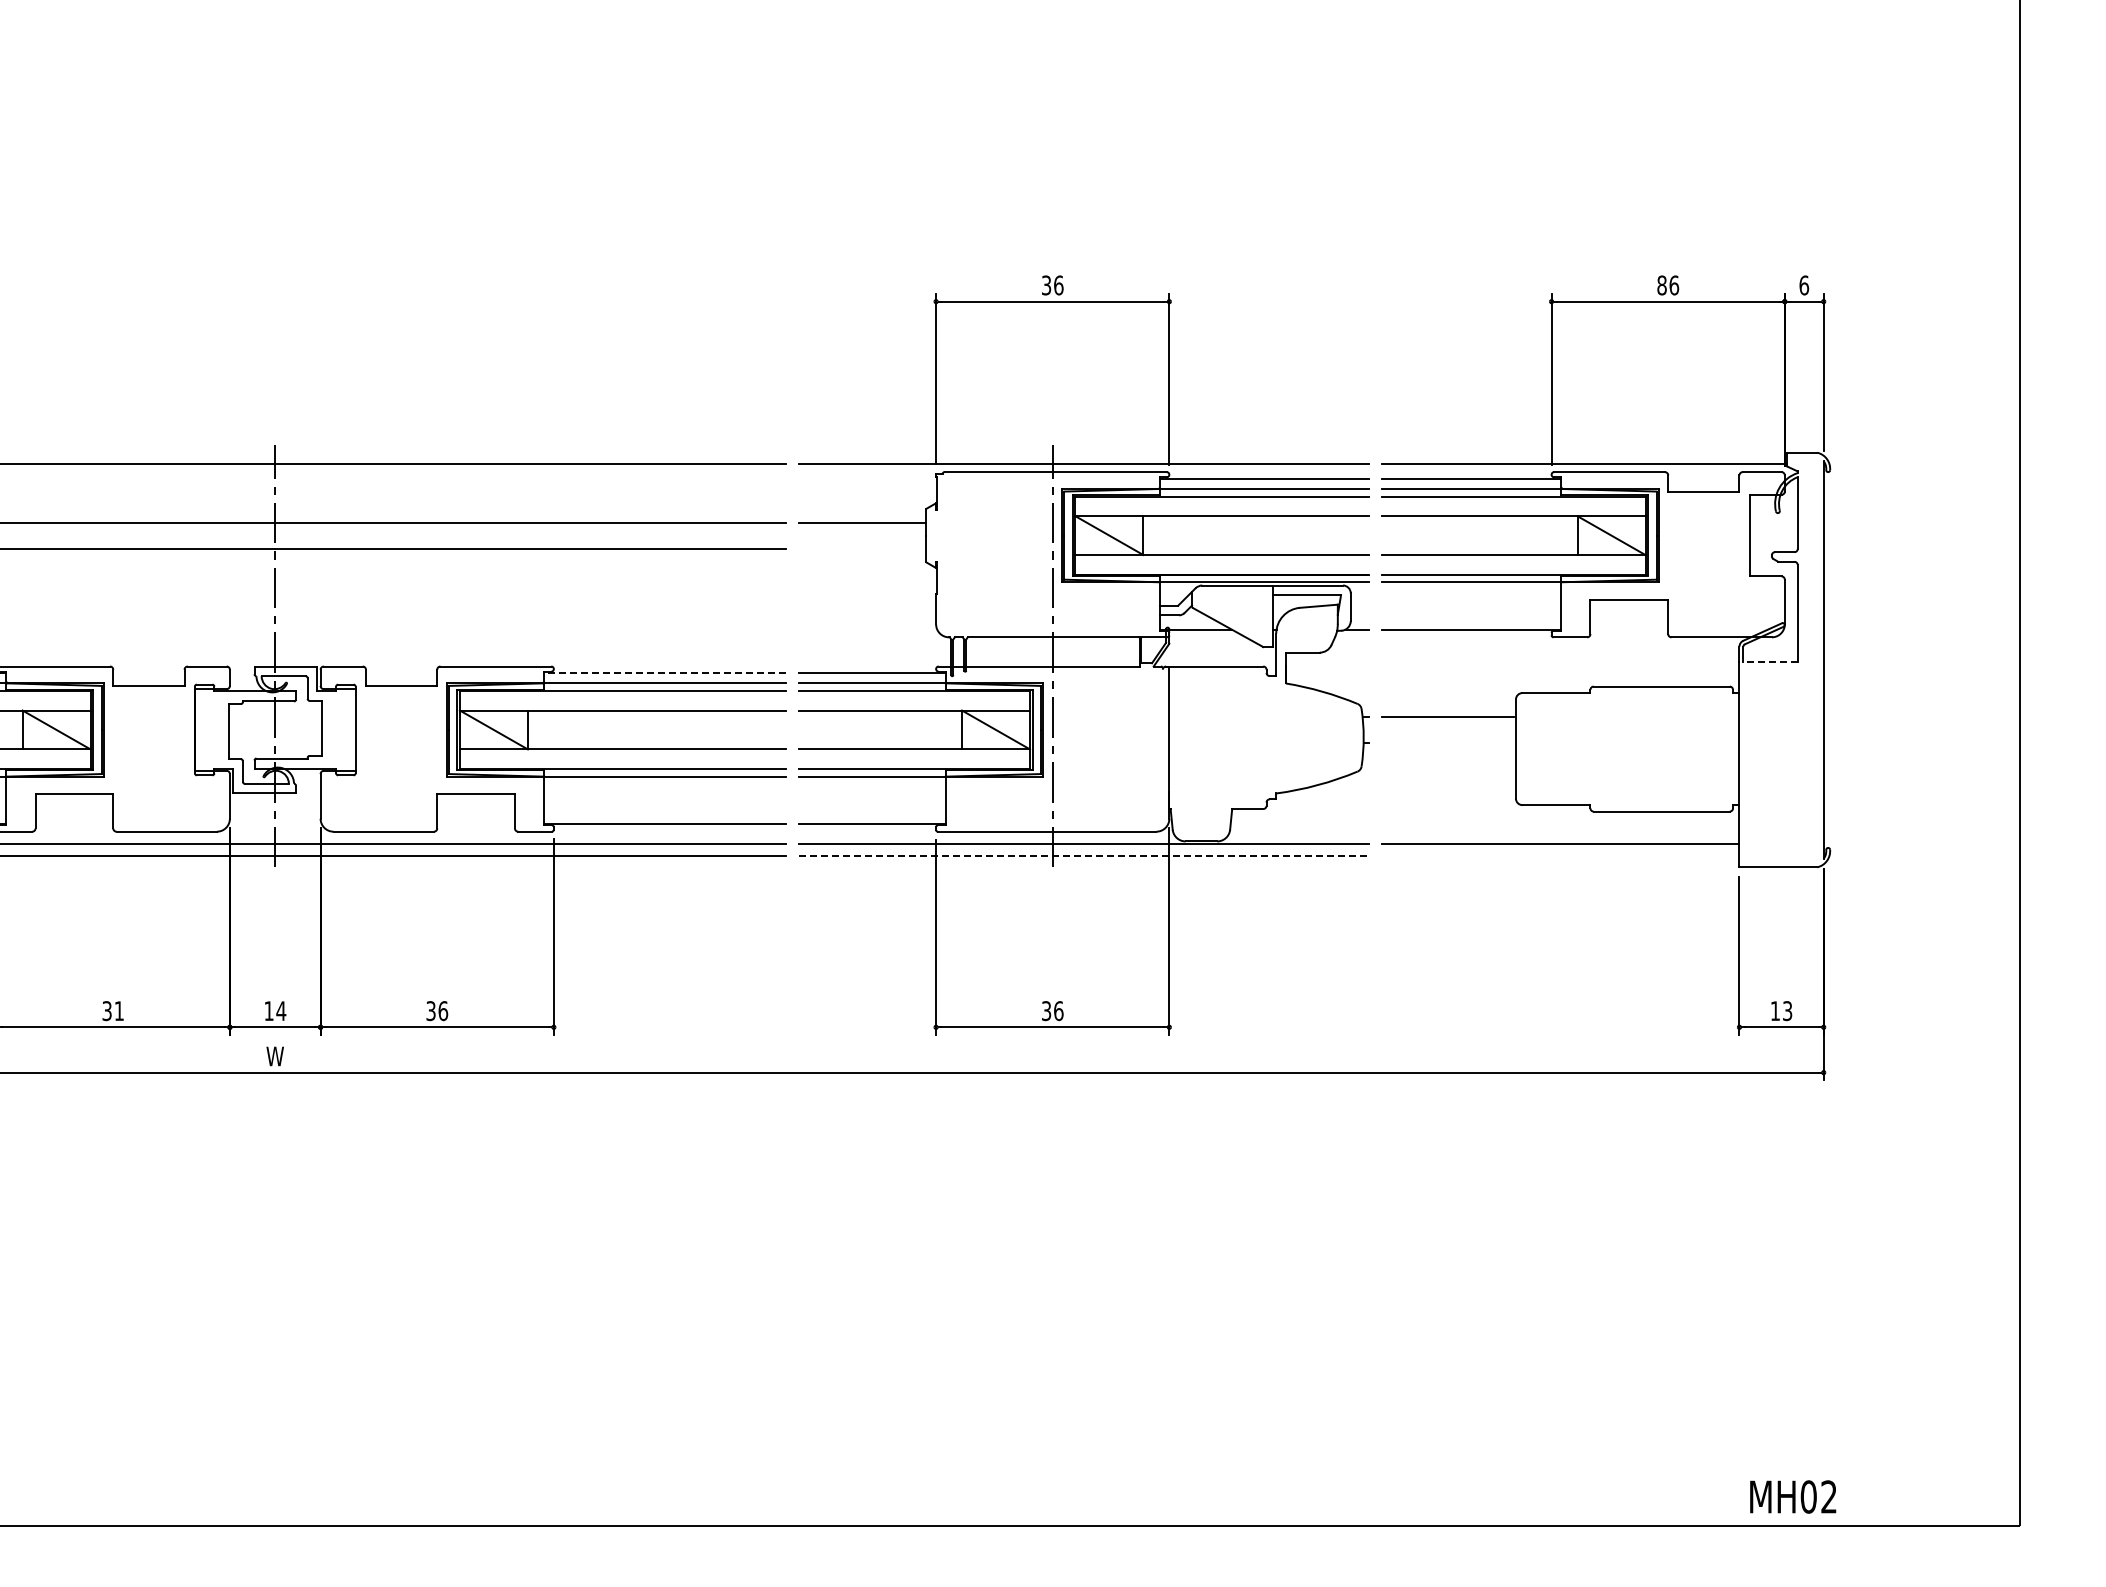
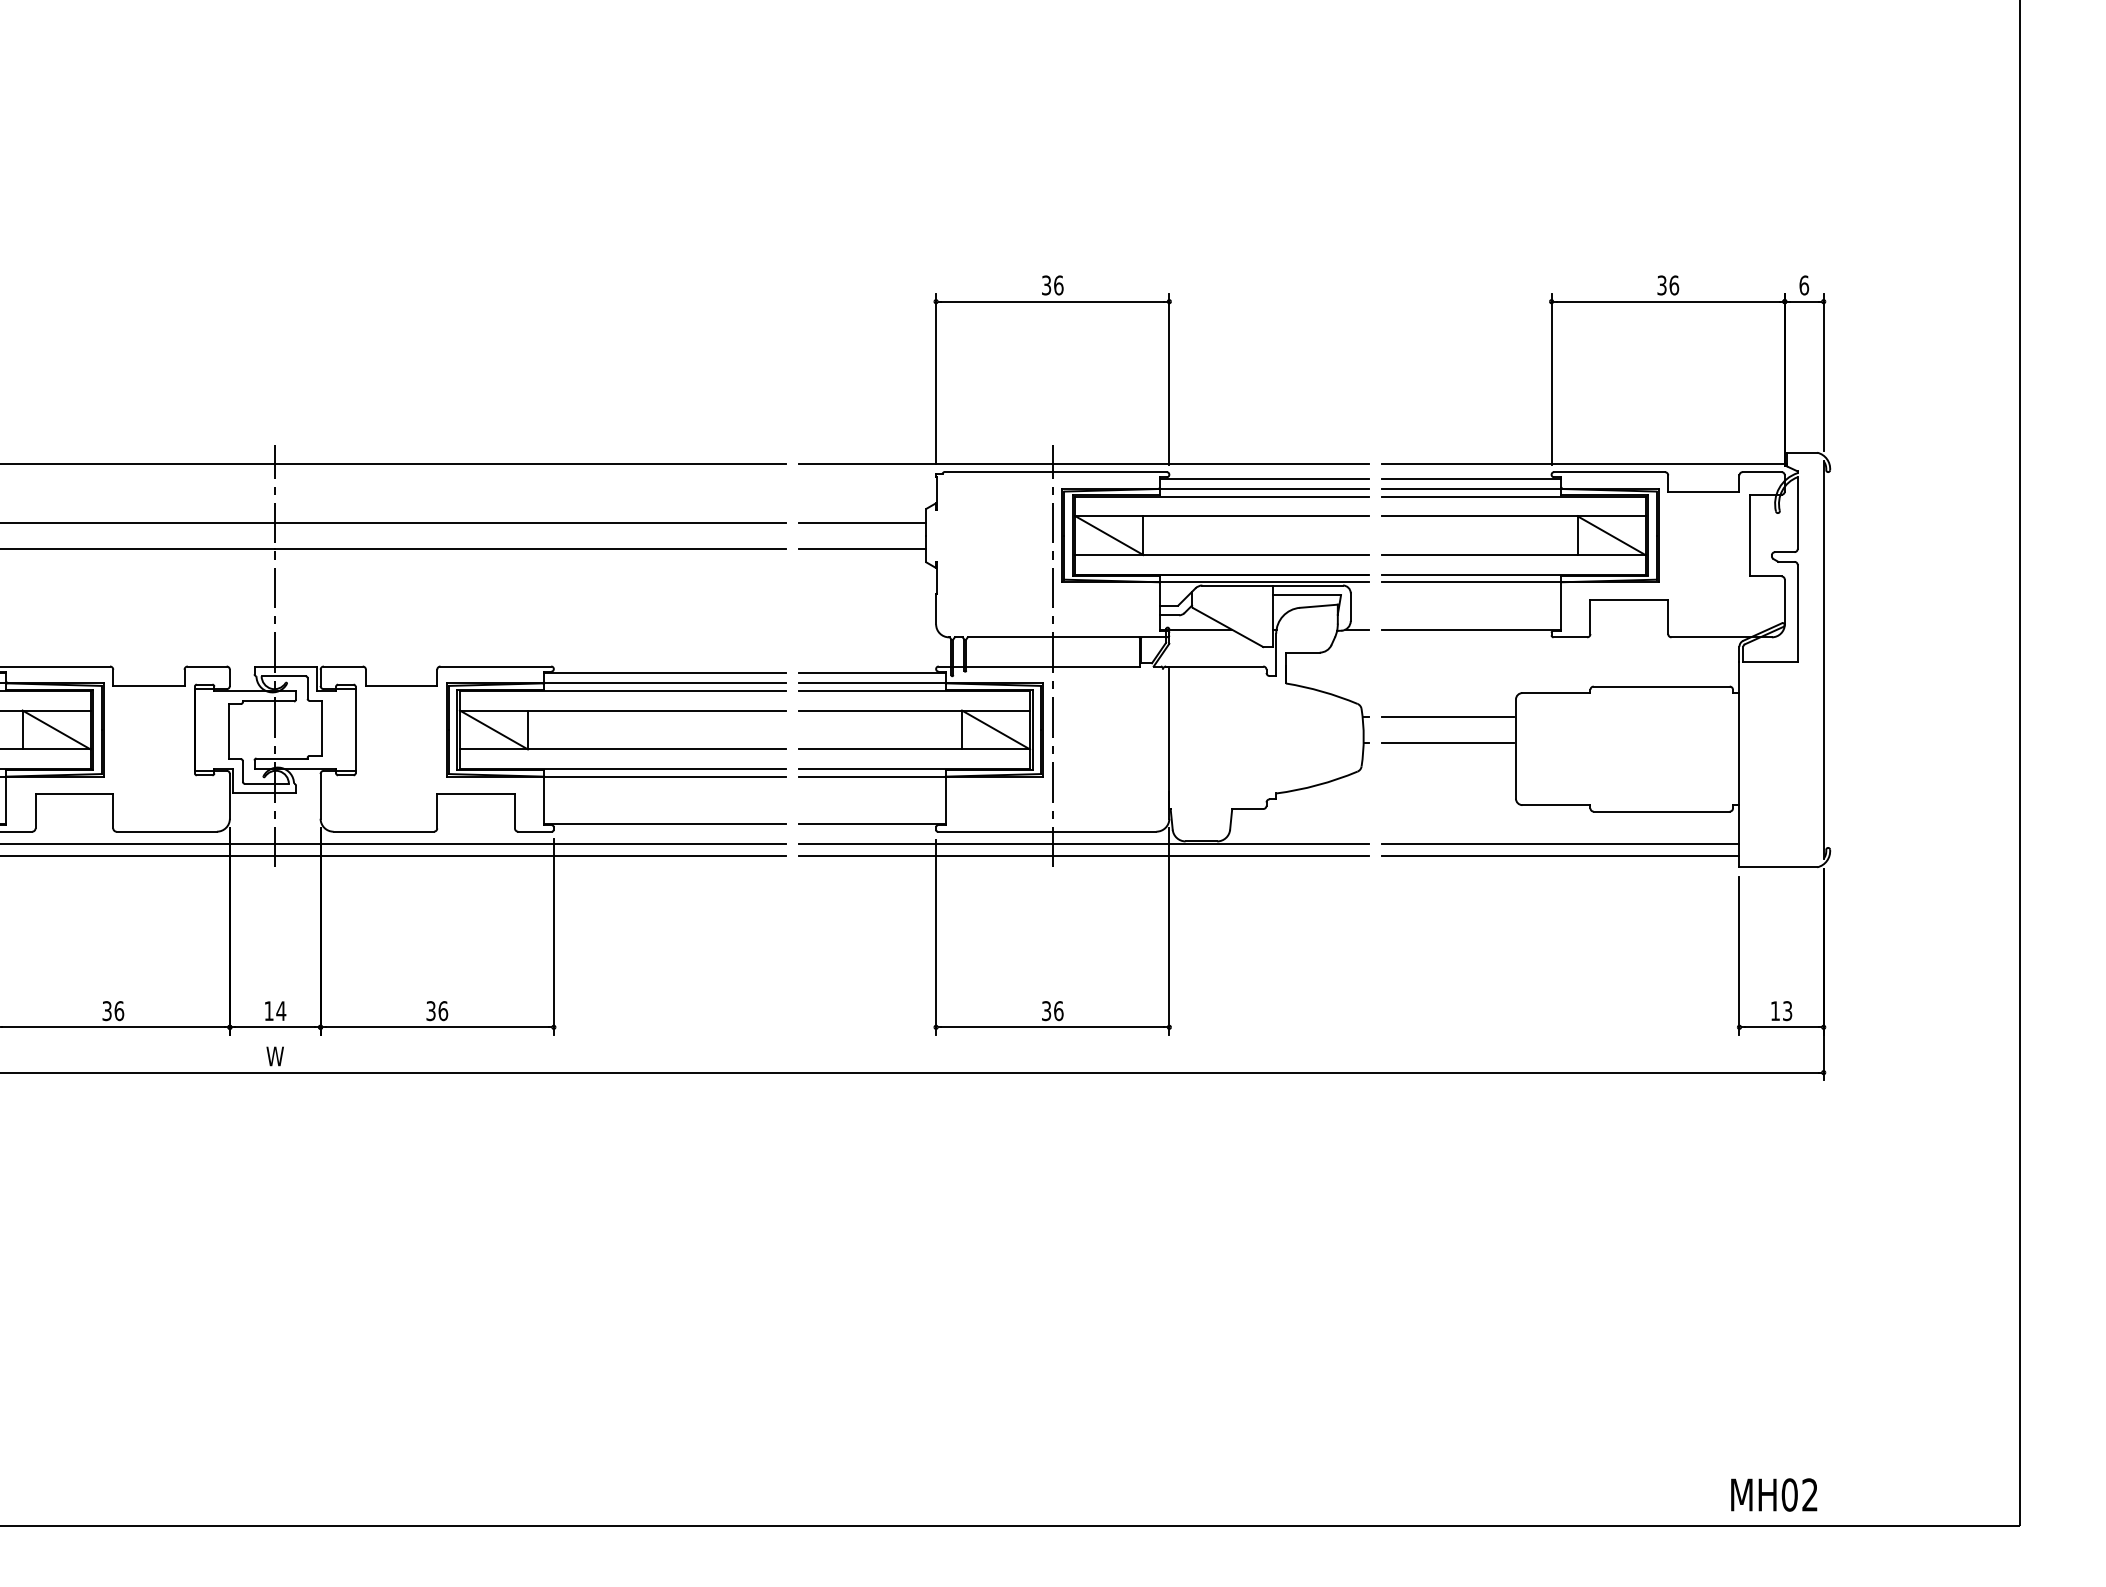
text: 86 -> 36 (1661, 285)
line: none -> present (862, 548)
line: dashed -> solid (1770, 661)
line: dashed -> solid (664, 672)
line: none -> present (1447, 742)
line: dashed -> solid (1084, 855)
line: none -> present (1560, 855)
text: 31 -> 36 (119, 1011)
text position: (1793, 1496) -> (1774, 1494) (1774, 1494)
